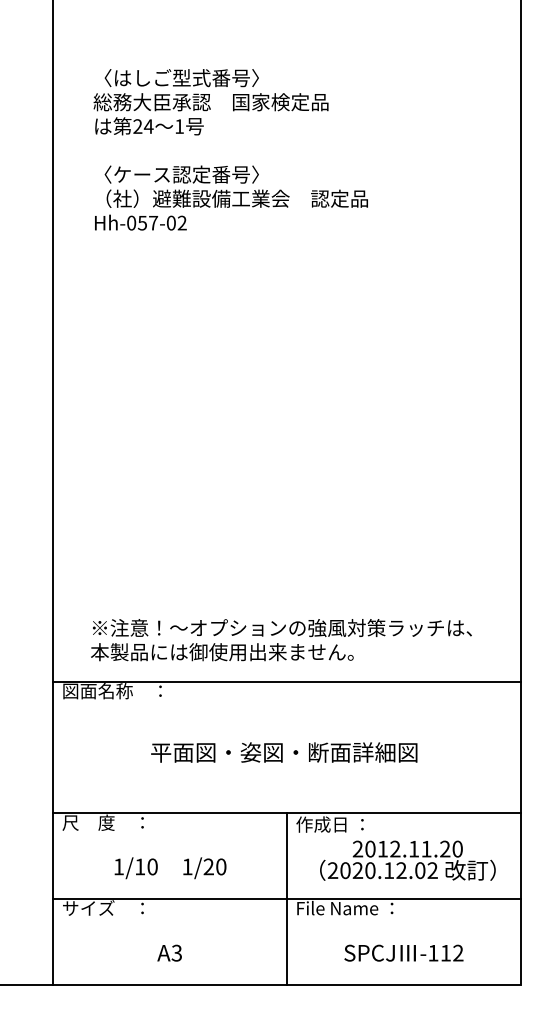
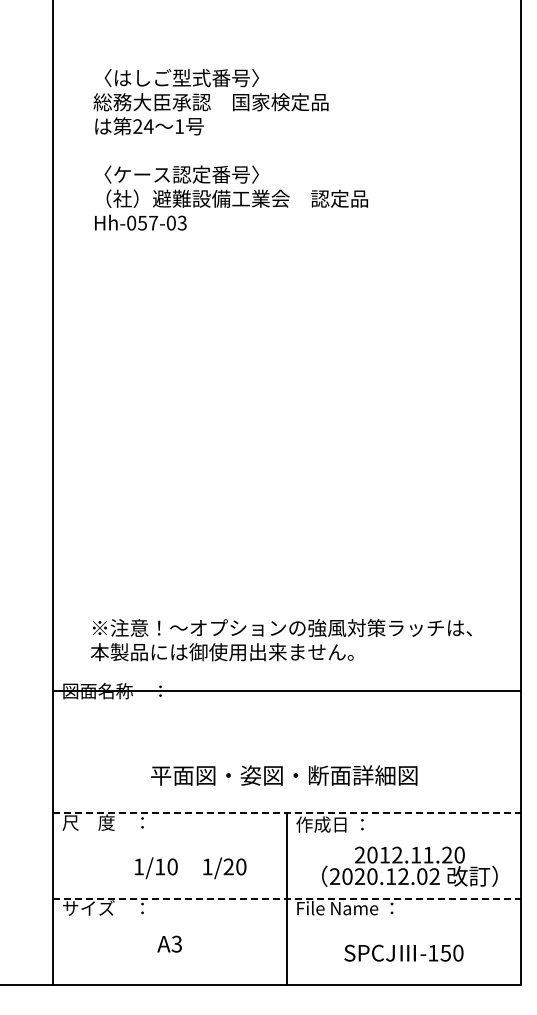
text: Hh-057-02 -> Hh-057-03 (181, 223)
line position: (286, 681) -> (286, 690) (286, 690)
text position: (284, 752) -> (284, 775) (284, 775)
line: solid -> dashed (287, 813)
text position: (407, 860) -> (409, 866) (409, 866)
text position: (170, 868) -> (190, 868) (190, 868)
line: solid -> dashed (287, 898)
text position: (169, 952) -> (169, 943) (169, 943)
text: -112 -> -150 (451, 952)
